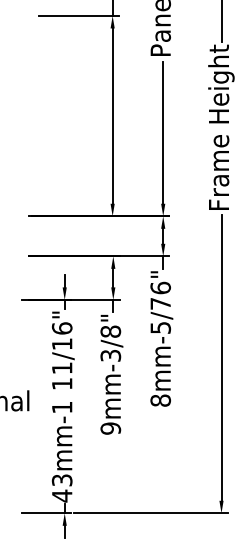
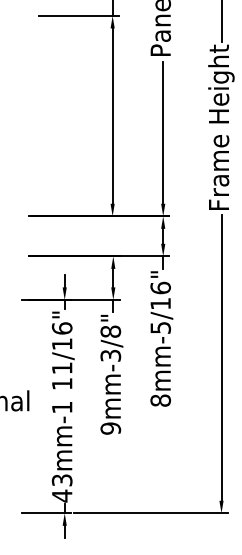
text: 8mm-5/76" -> 8mm-5/16" (160, 303)
